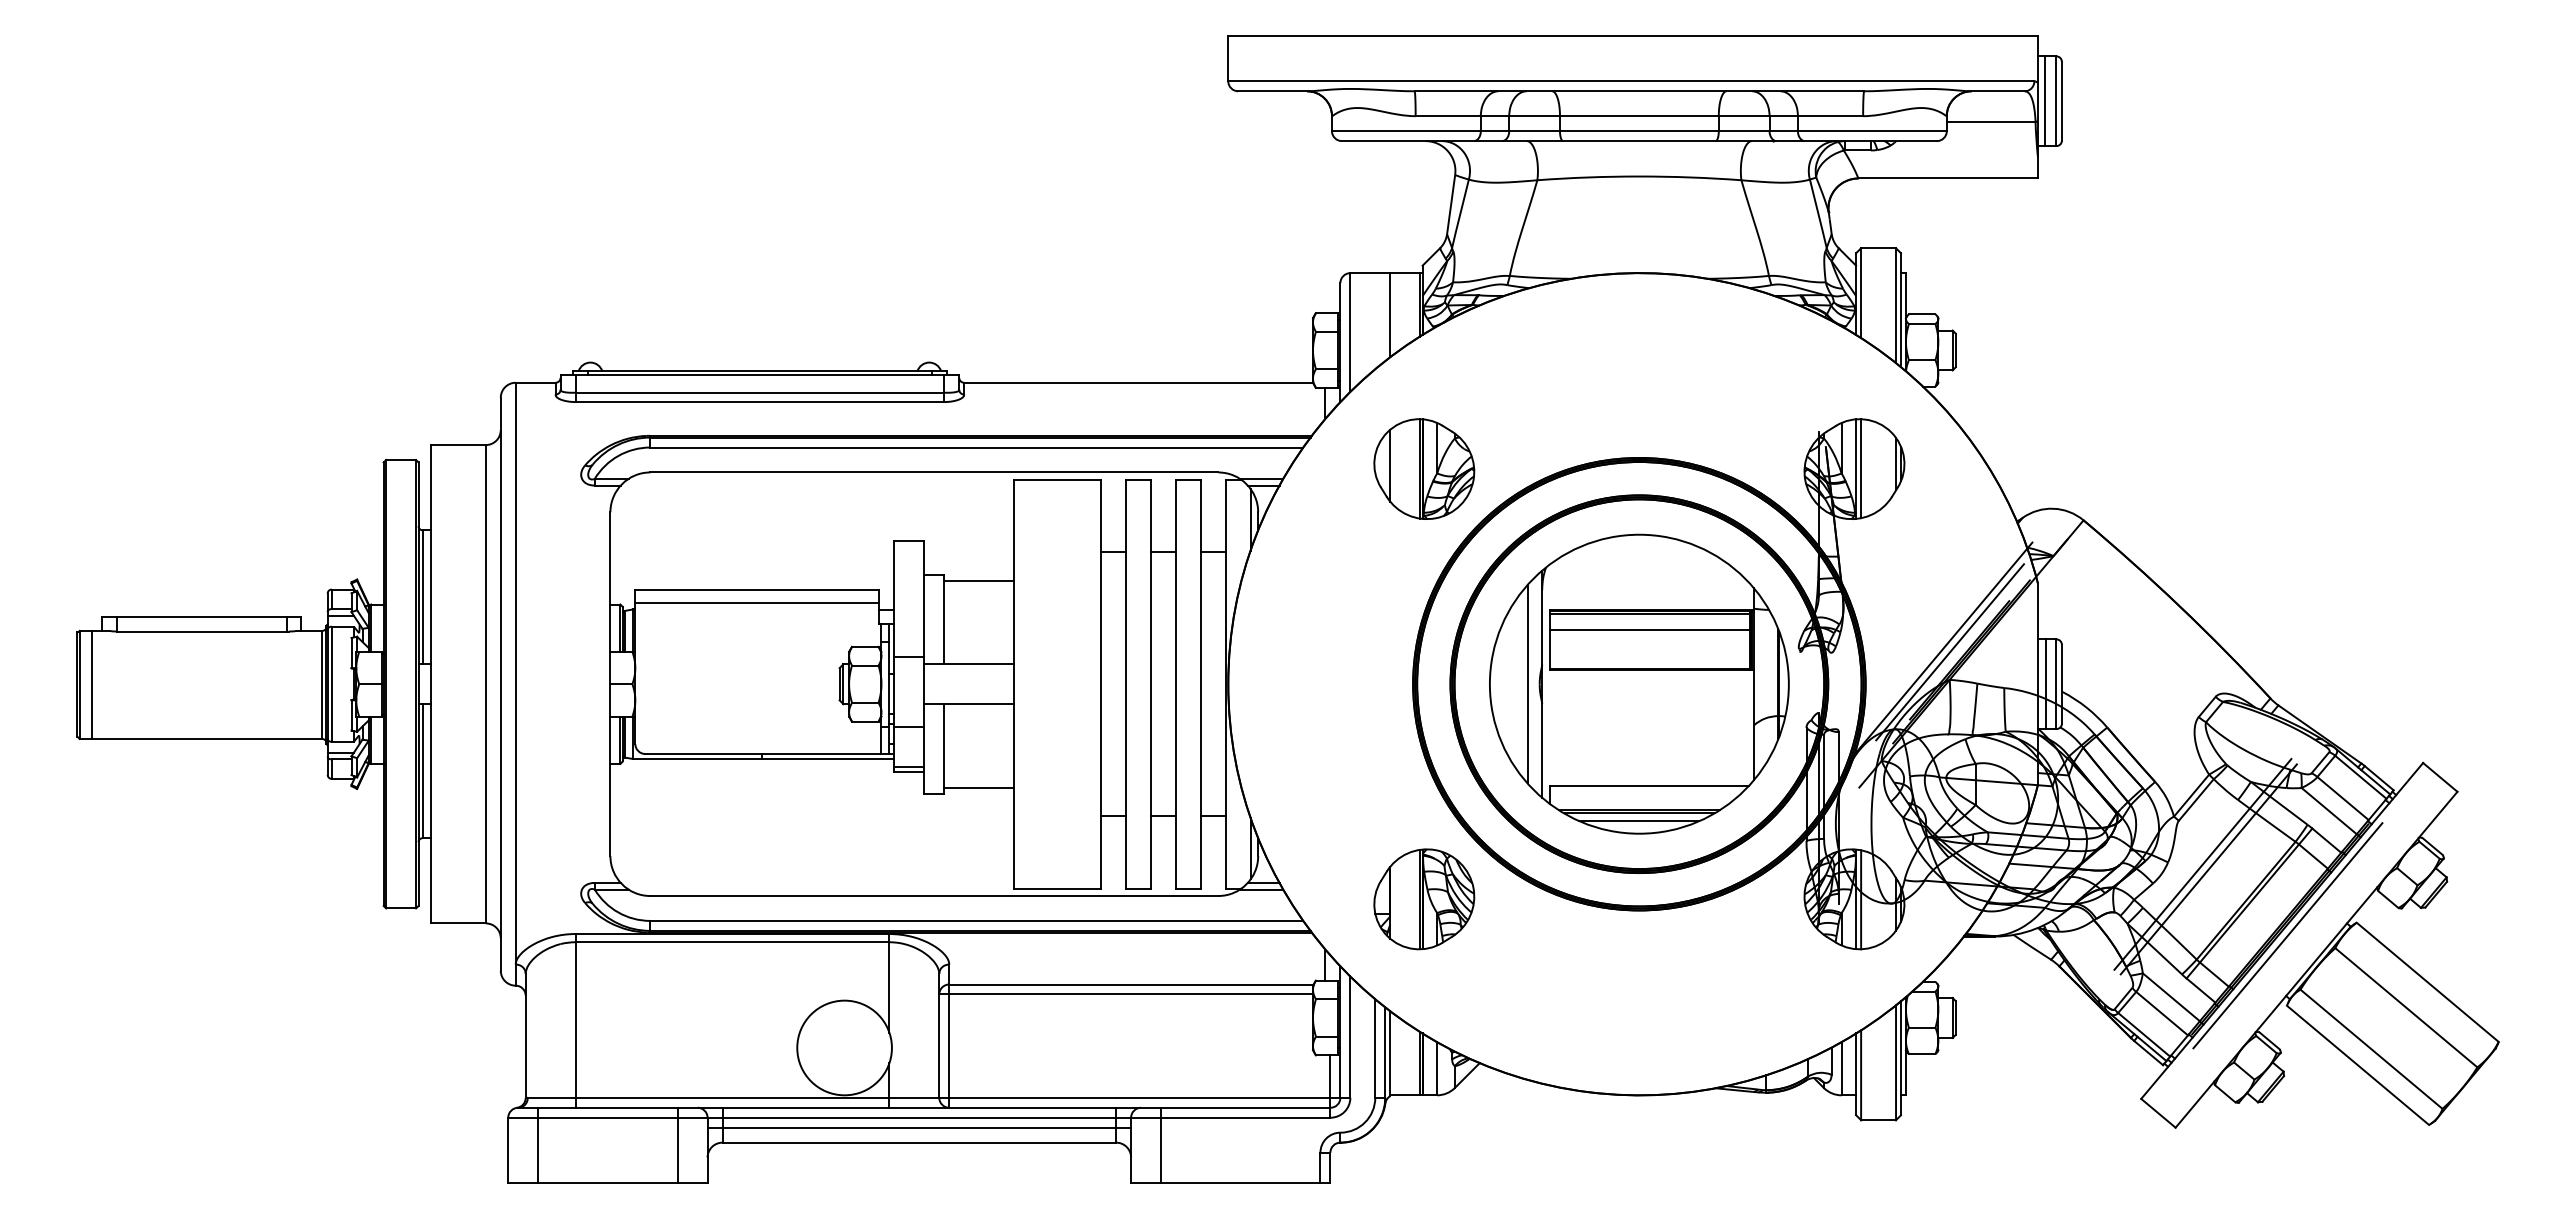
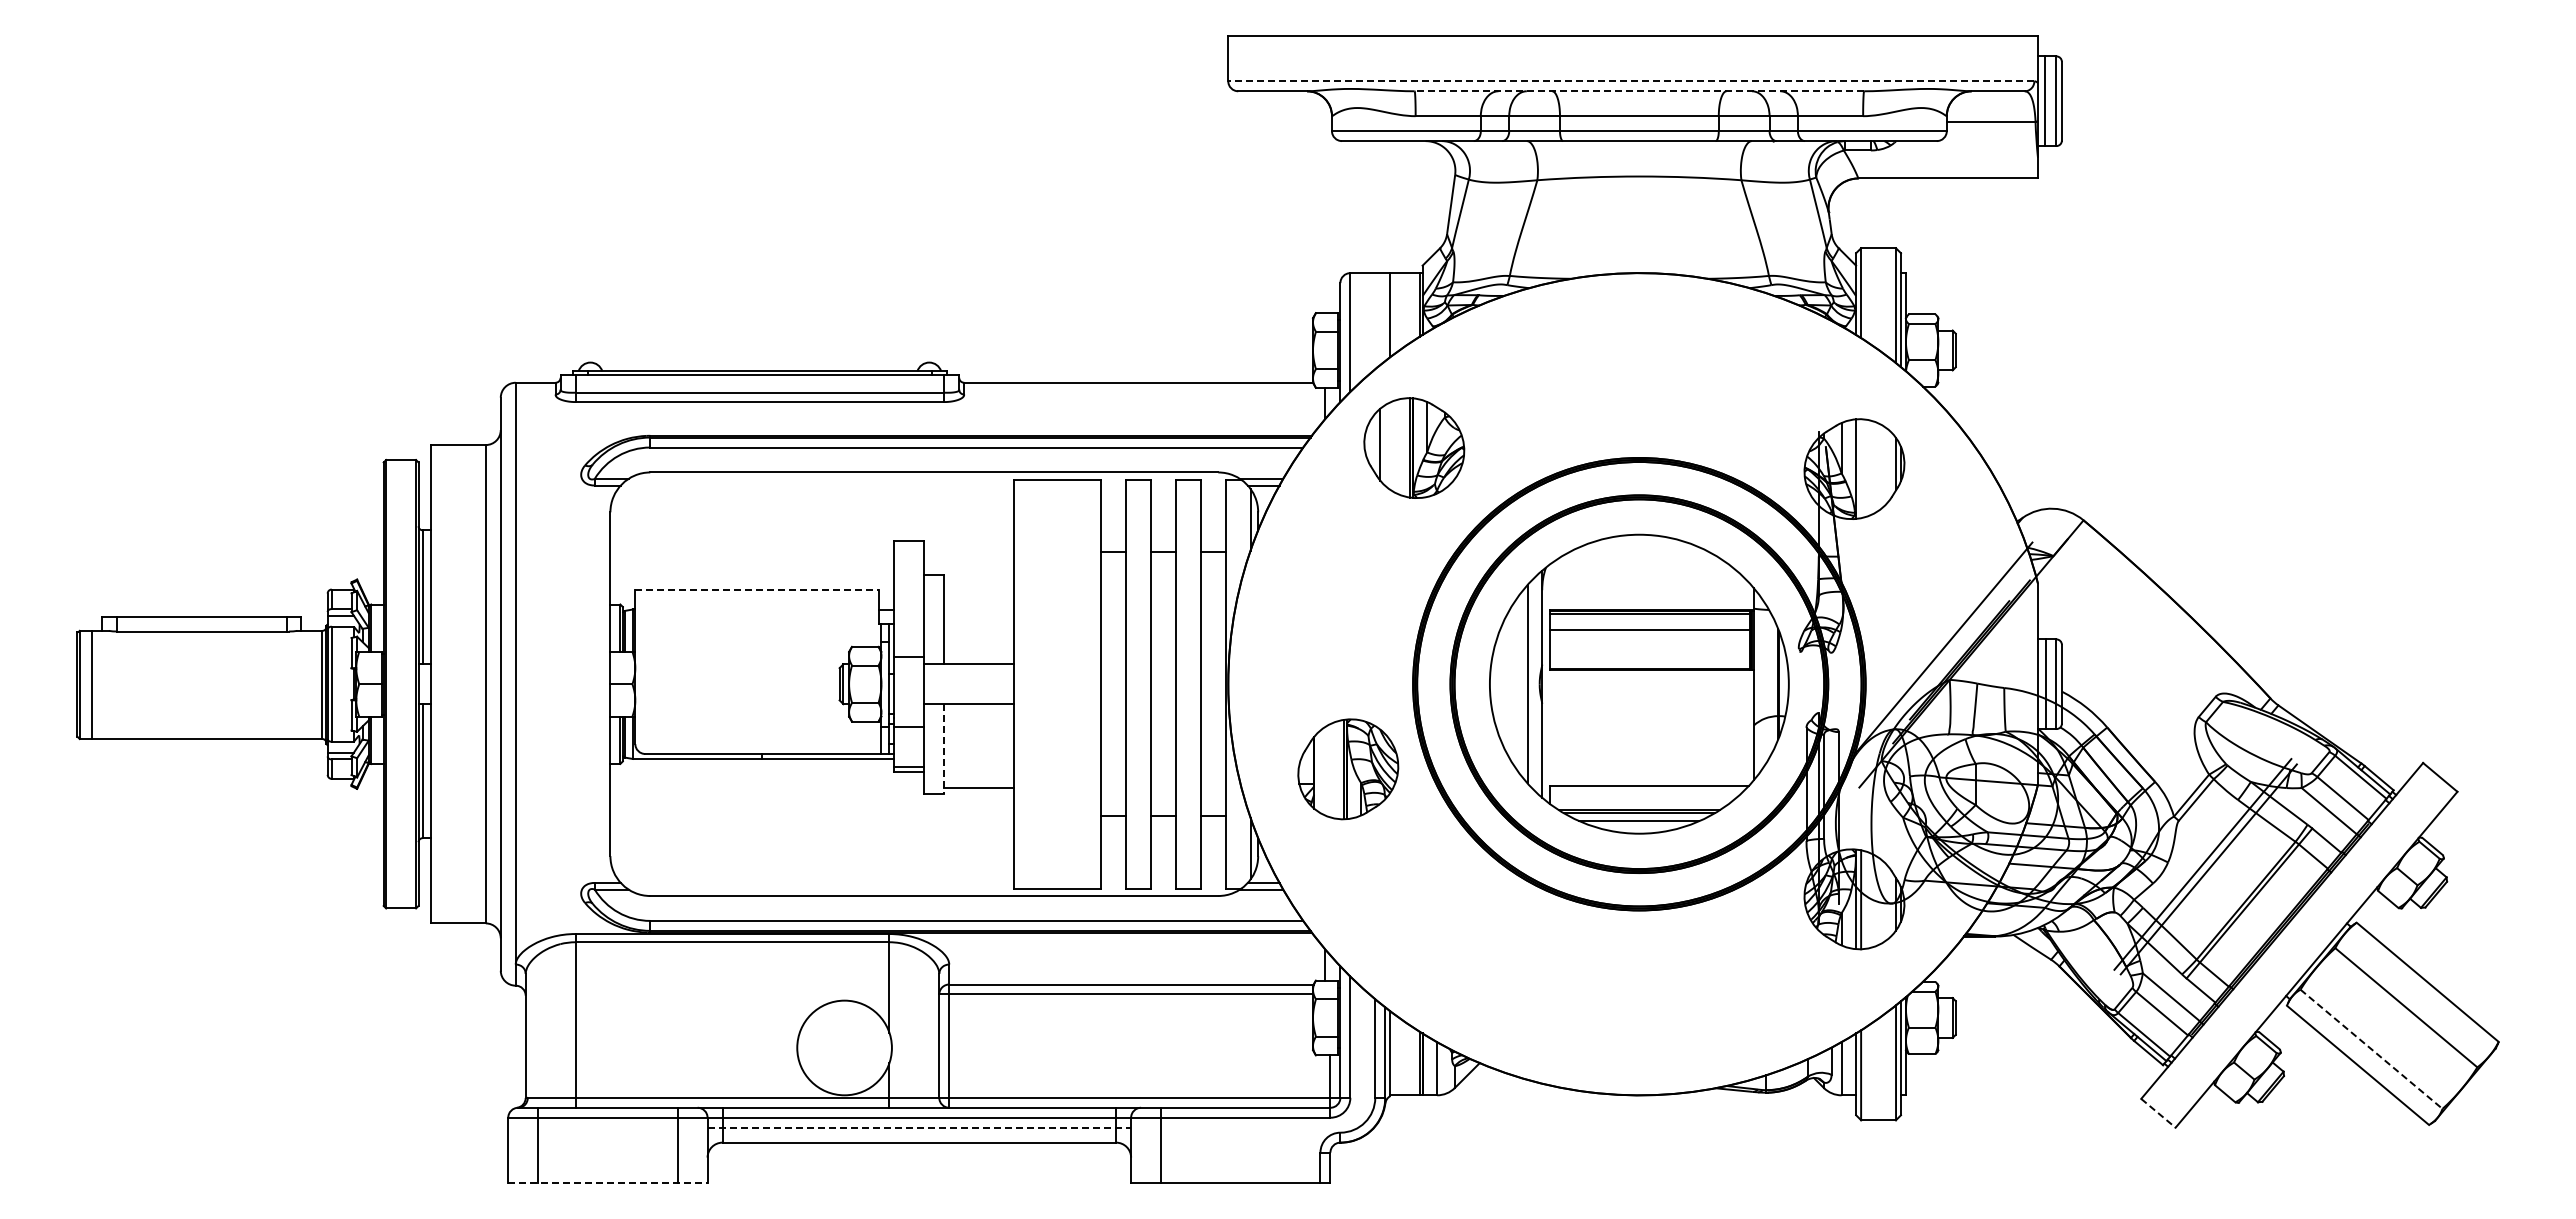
line: solid -> dashed (1630, 81)
line: solid -> dashed (1639, 91)
part position: (1424, 468) -> (1414, 447) (1414, 447)
line: present -> none (1861, 468)
line: present -> none (979, 580)
line: solid -> dashed (757, 589)
line: present -> none (757, 602)
line: present -> none (1950, 652)
line: solid -> dashed (944, 749)
part position: (1424, 899) -> (1348, 769) (1348, 769)
line: present -> none (2287, 935)
line: solid -> dashed (2371, 1049)
line: solid -> dashed (2158, 1113)
line: solid -> dashed (919, 1127)
line: solid -> dashed (607, 1182)
